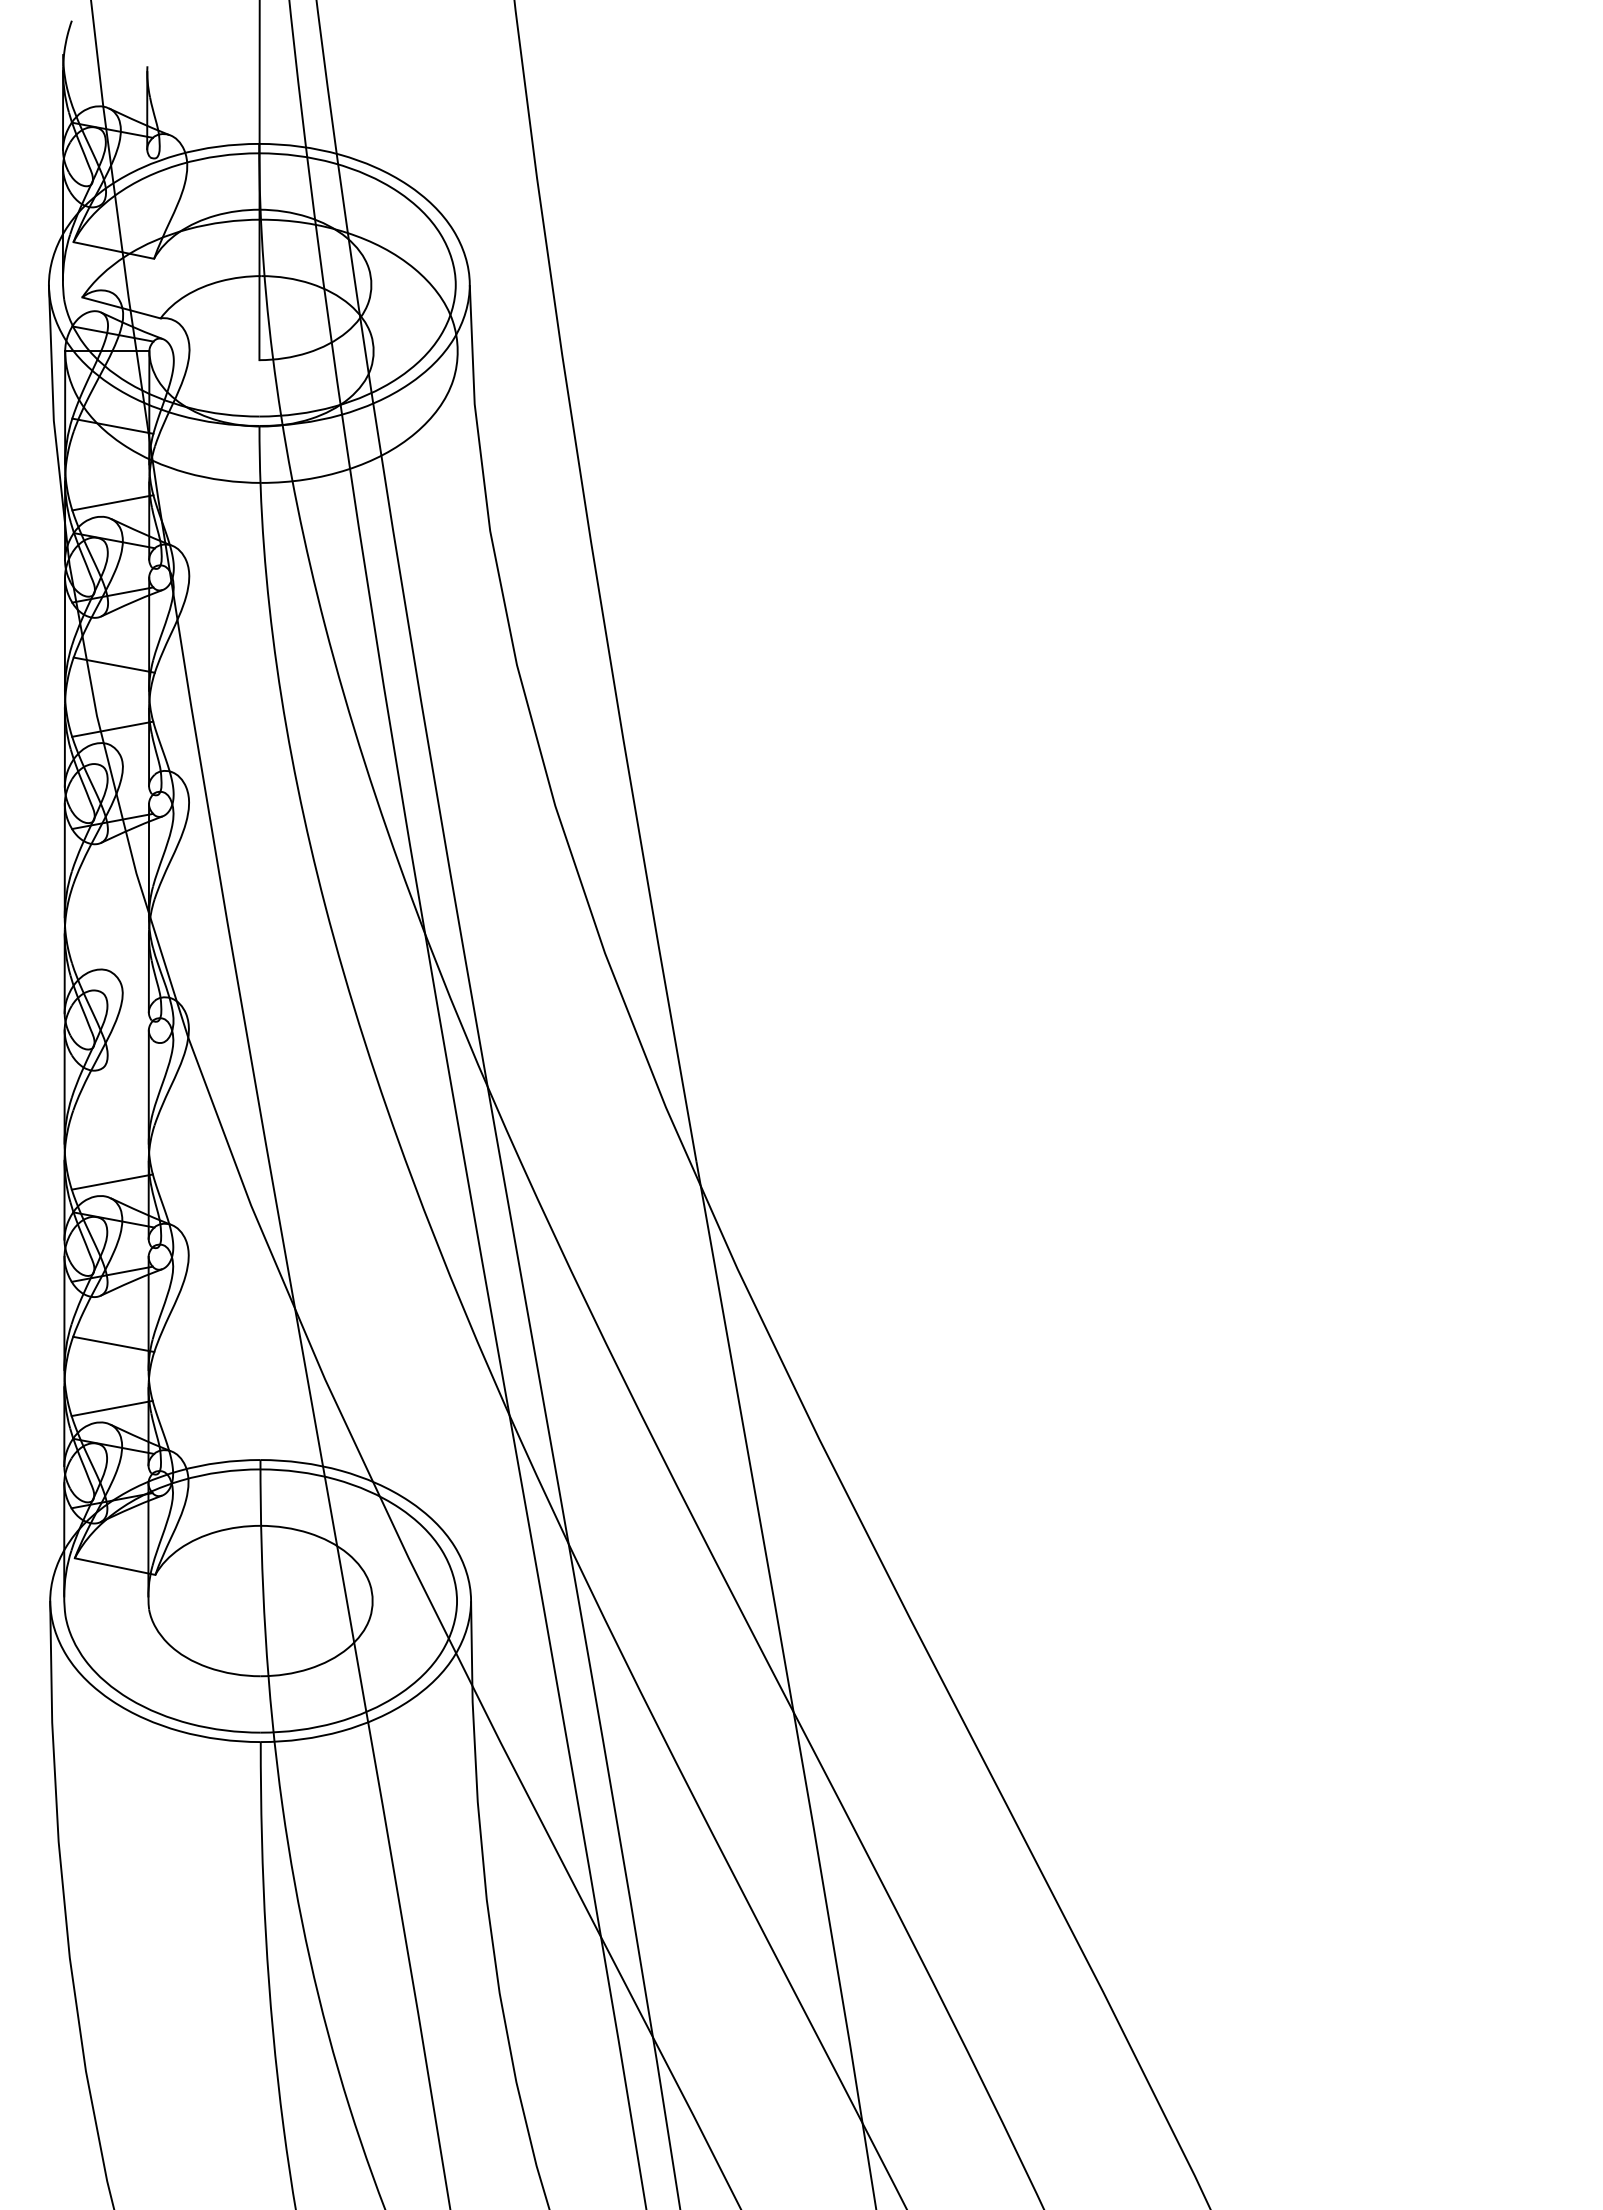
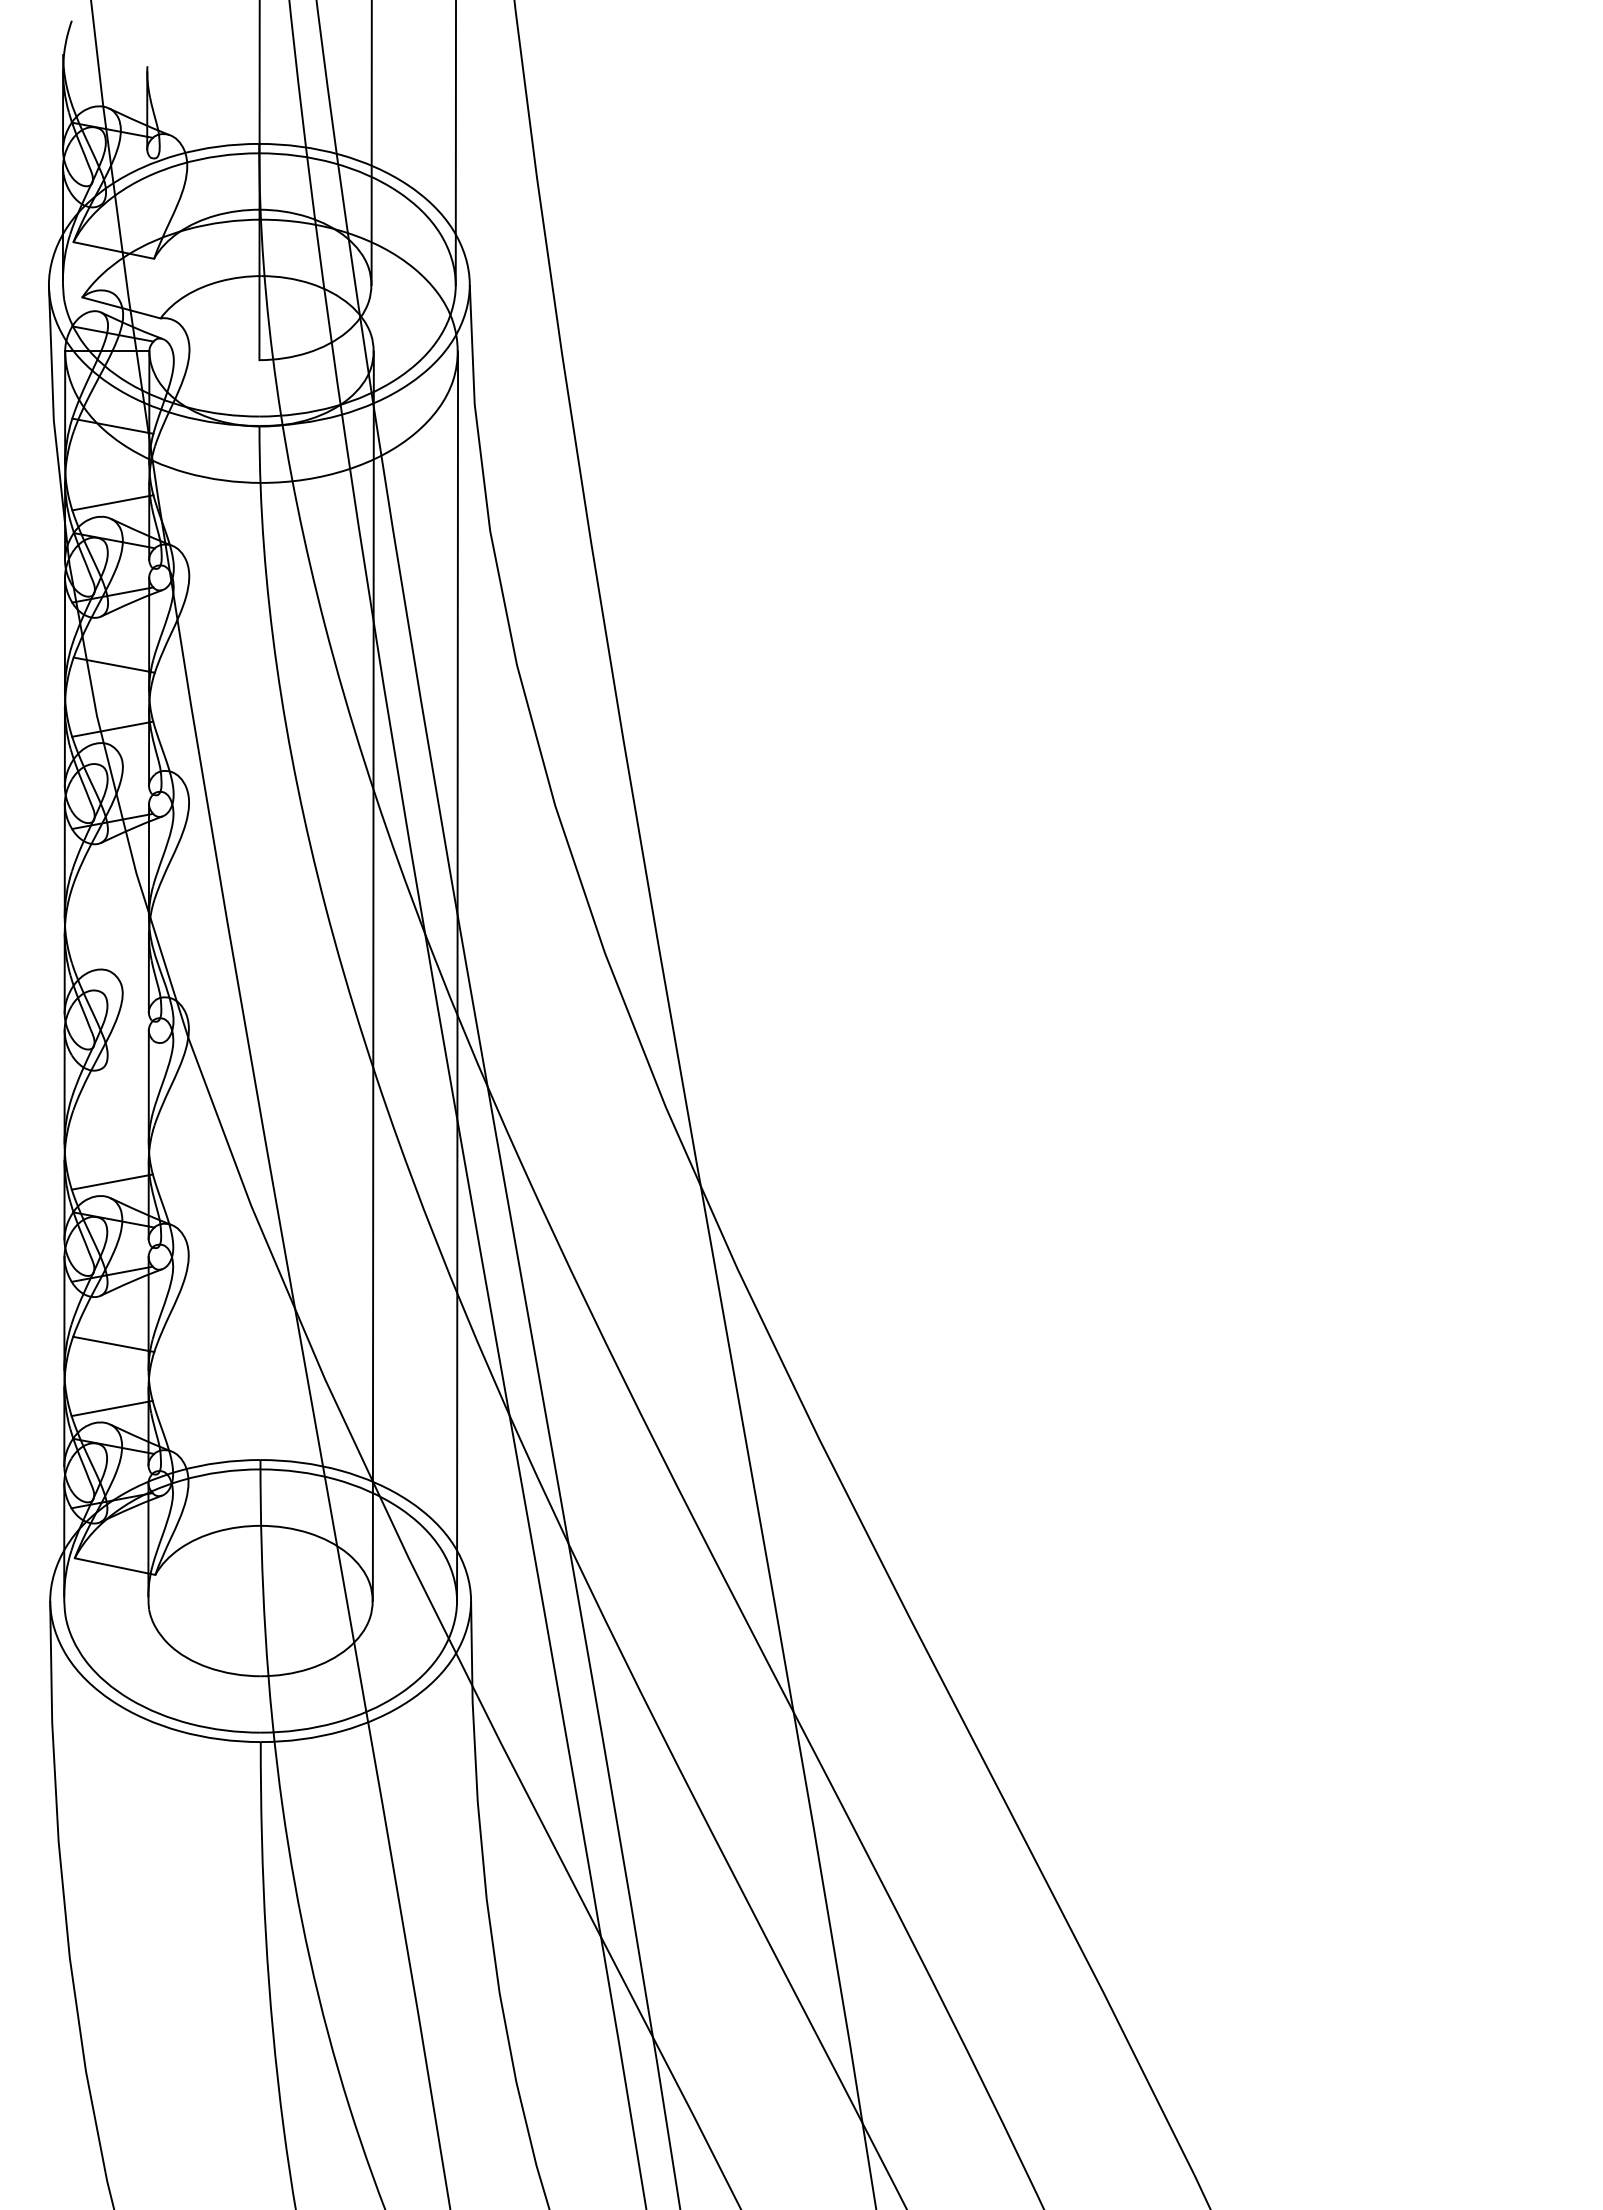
line: none -> present (371, 143)
line: none -> present (455, 143)
line: none -> present (372, 976)
line: none -> present (457, 976)
